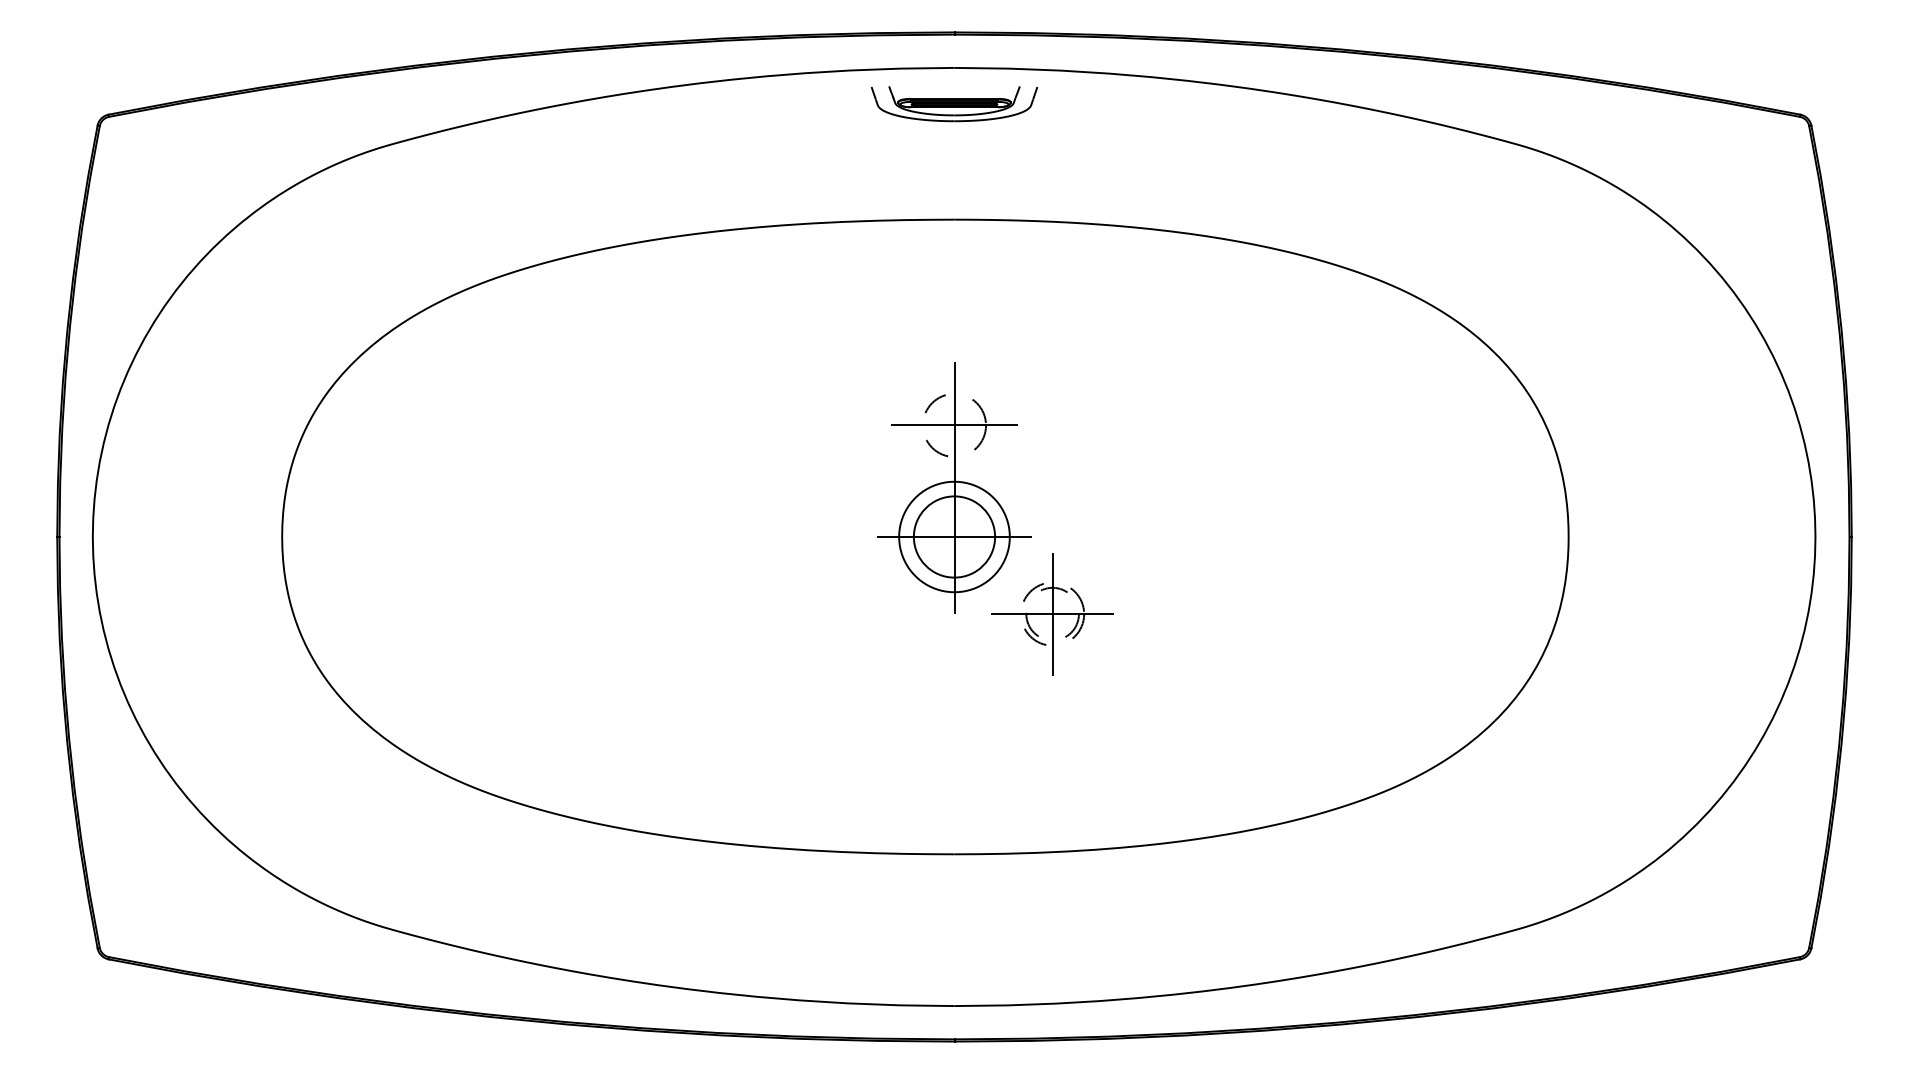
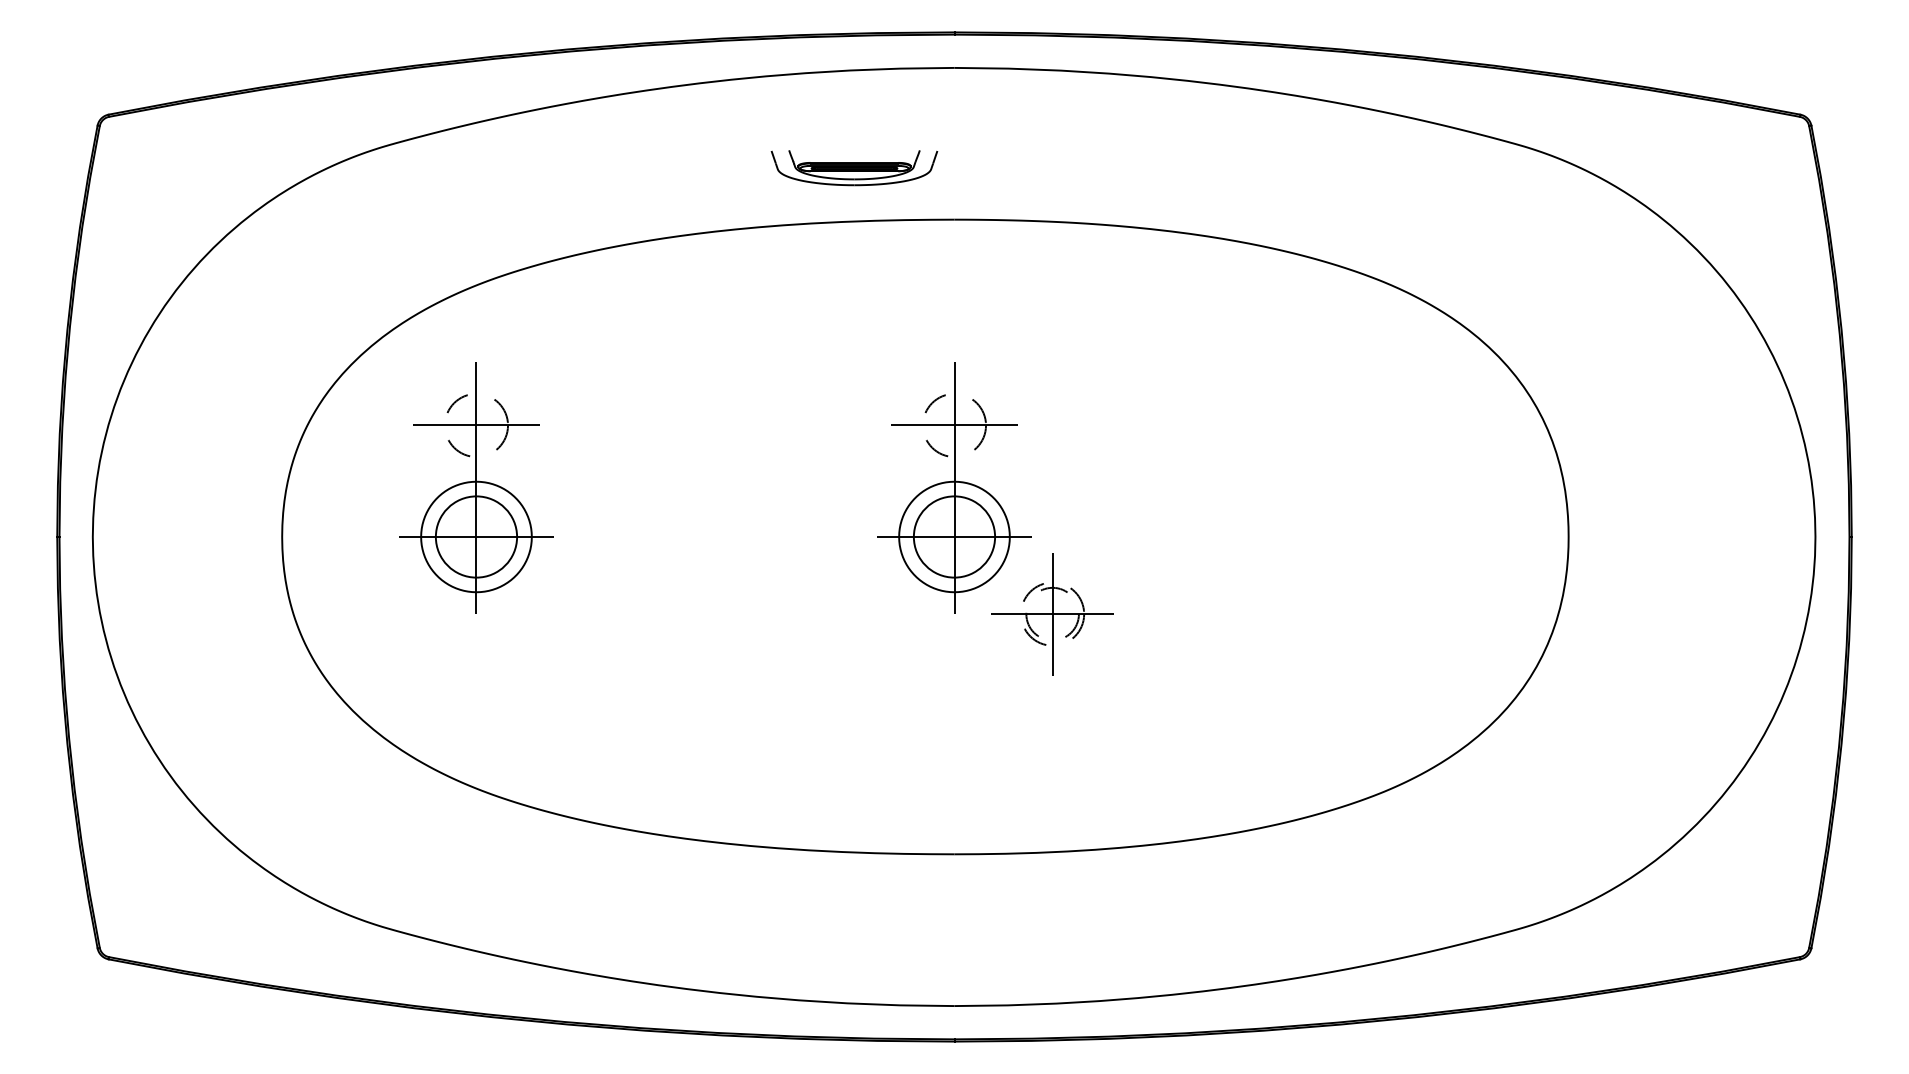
part position: (954, 104) -> (854, 168) (854, 168)
part: none -> present (476, 487)
